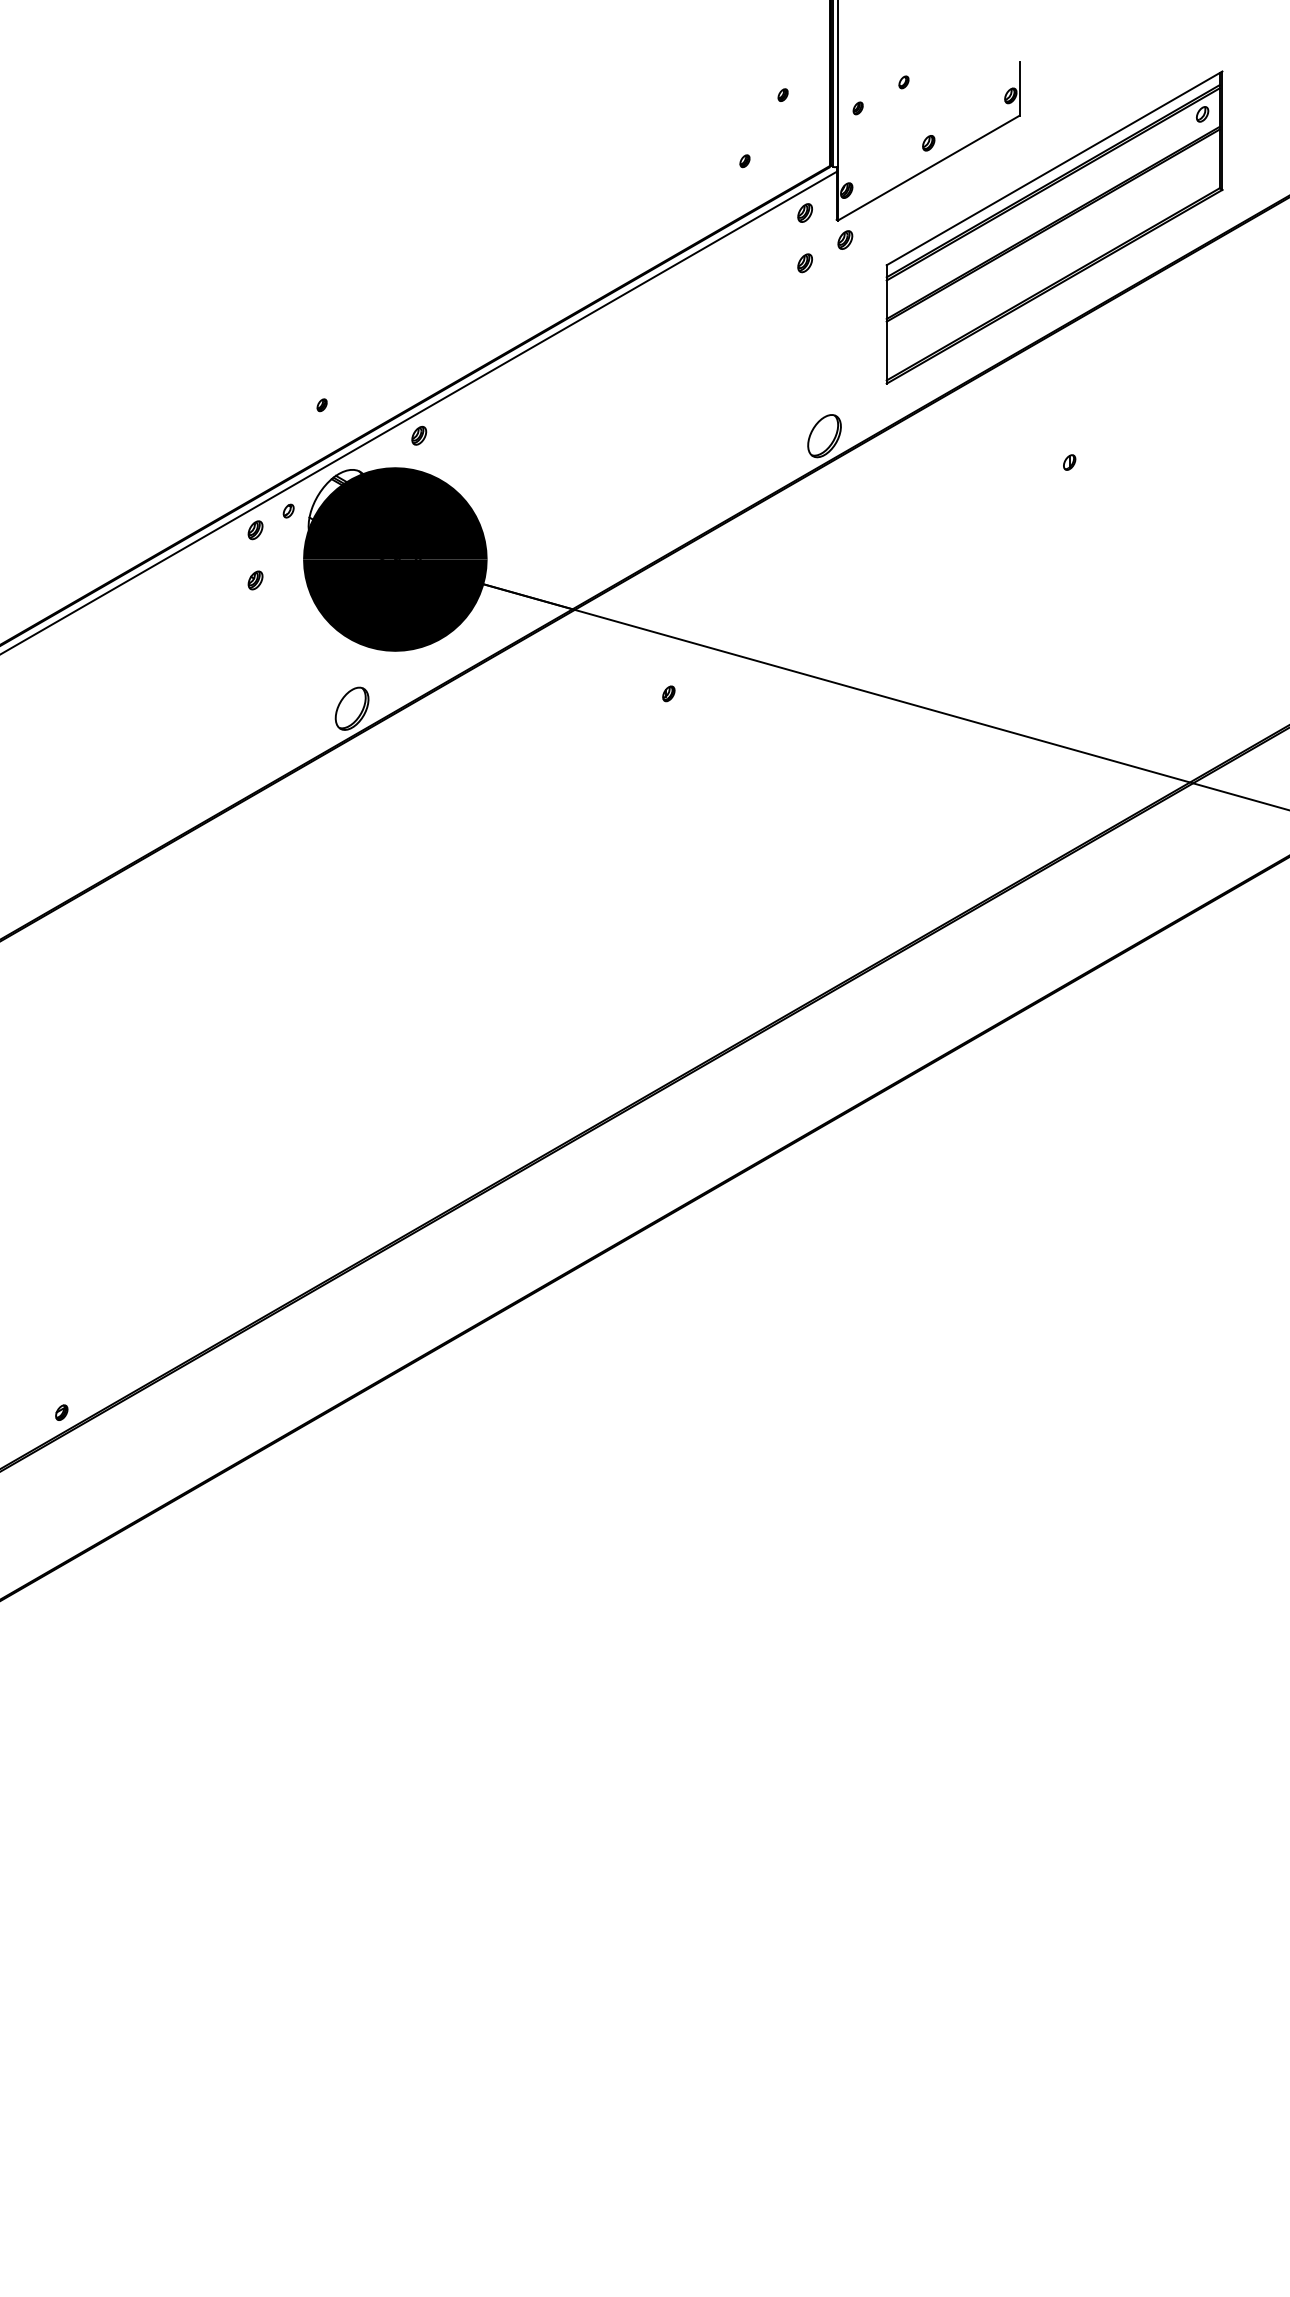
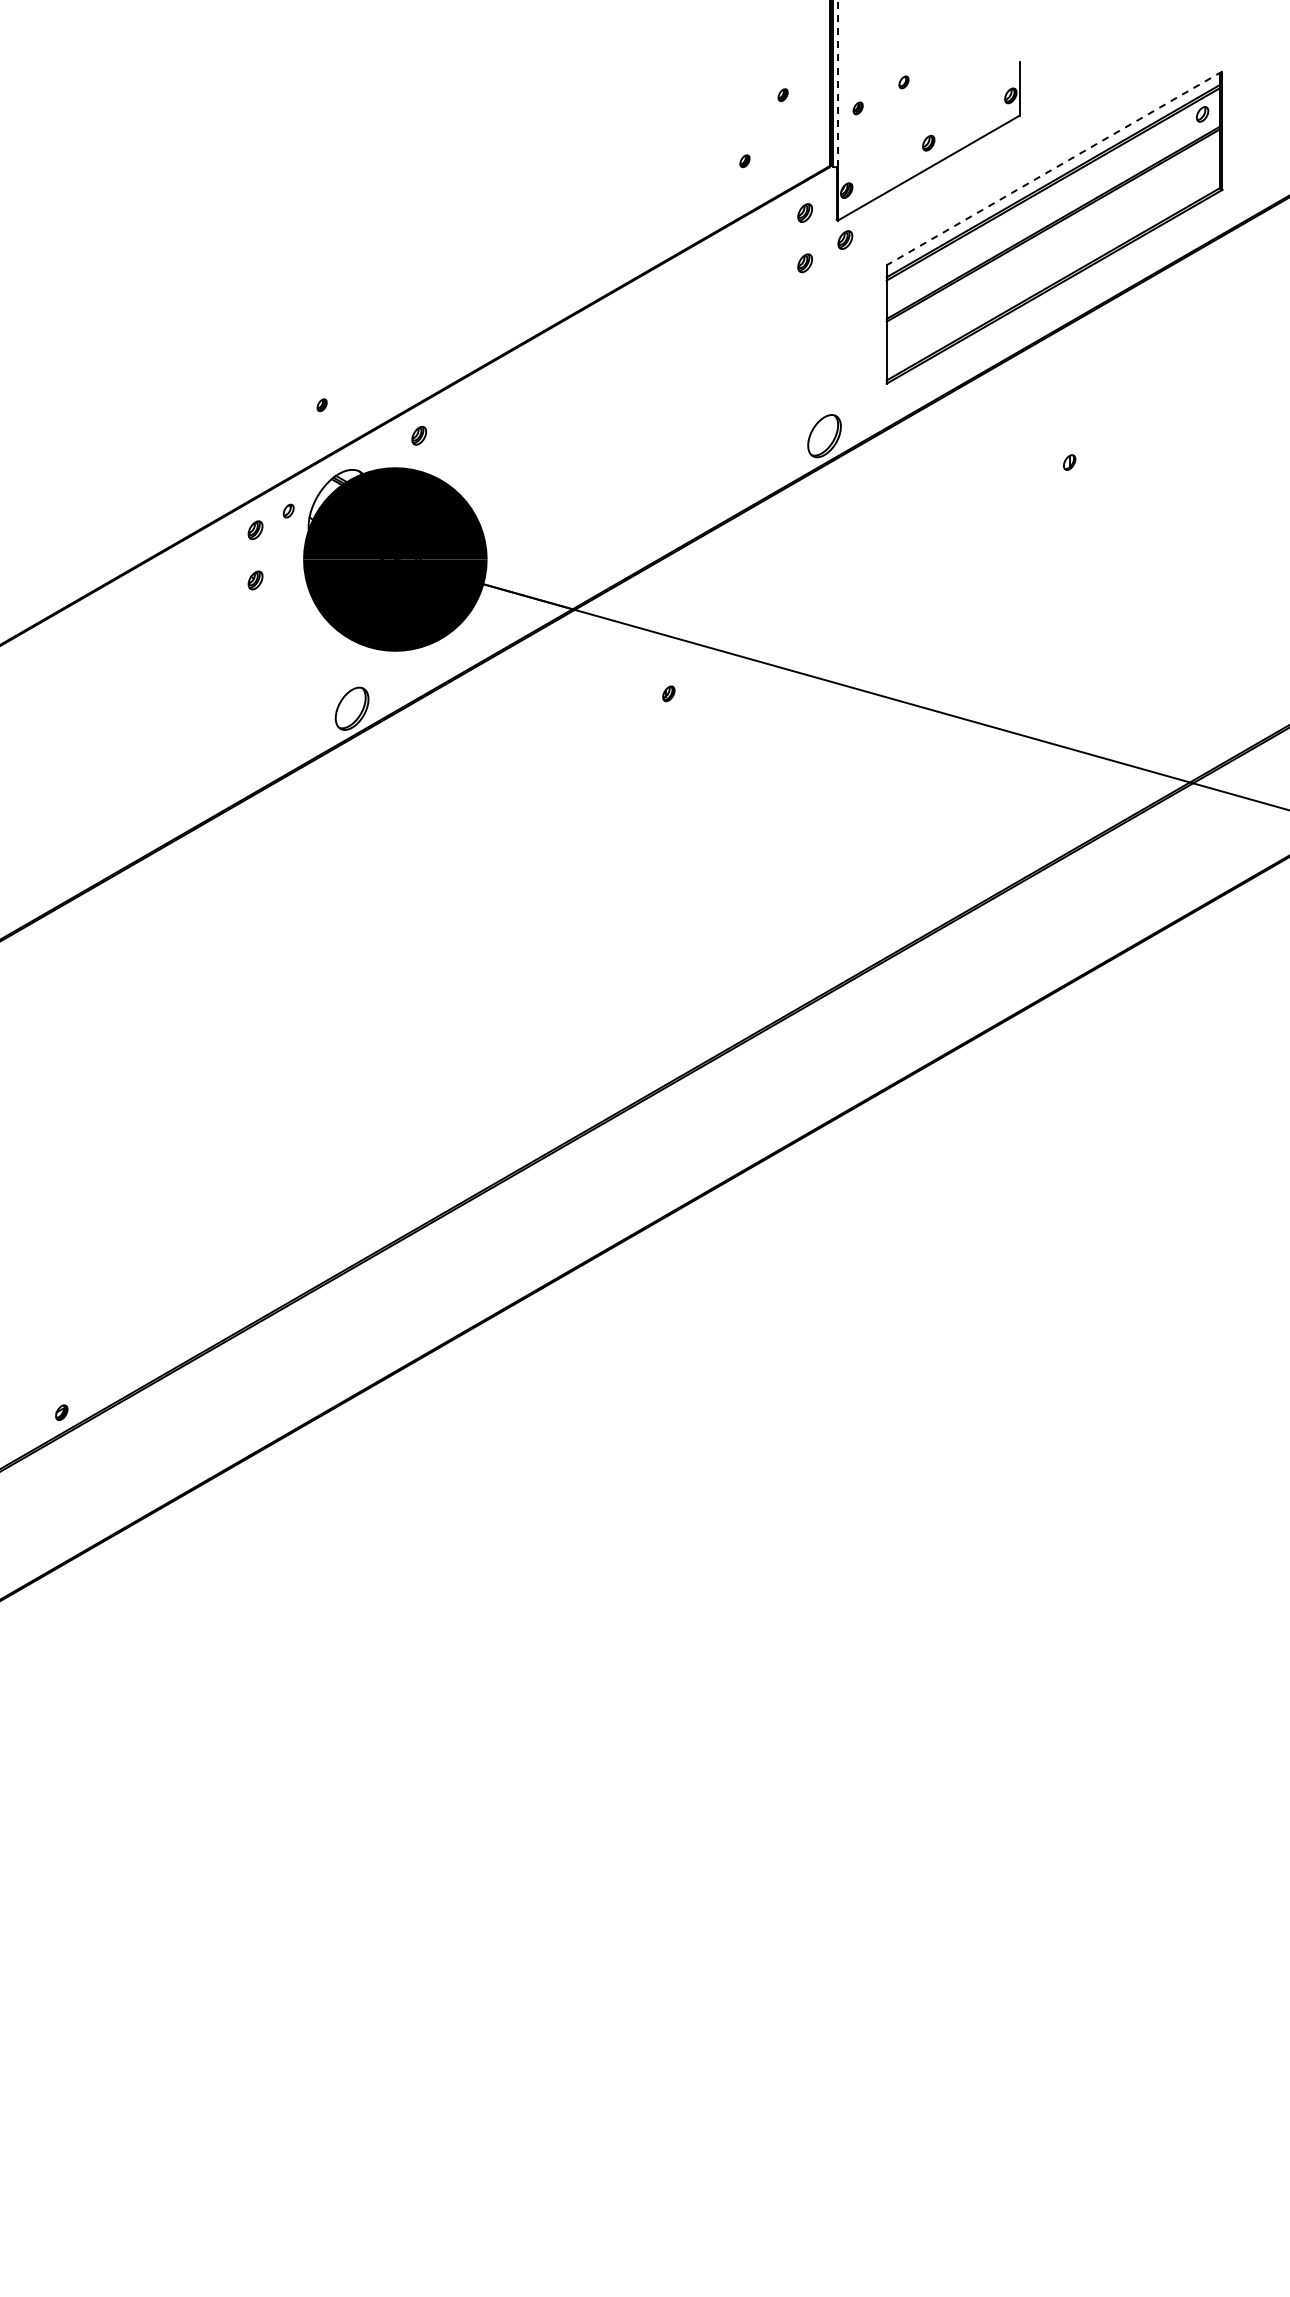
line: solid -> dashed (838, 83)
line: solid -> dashed (1054, 168)
line: present -> none (419, 412)
